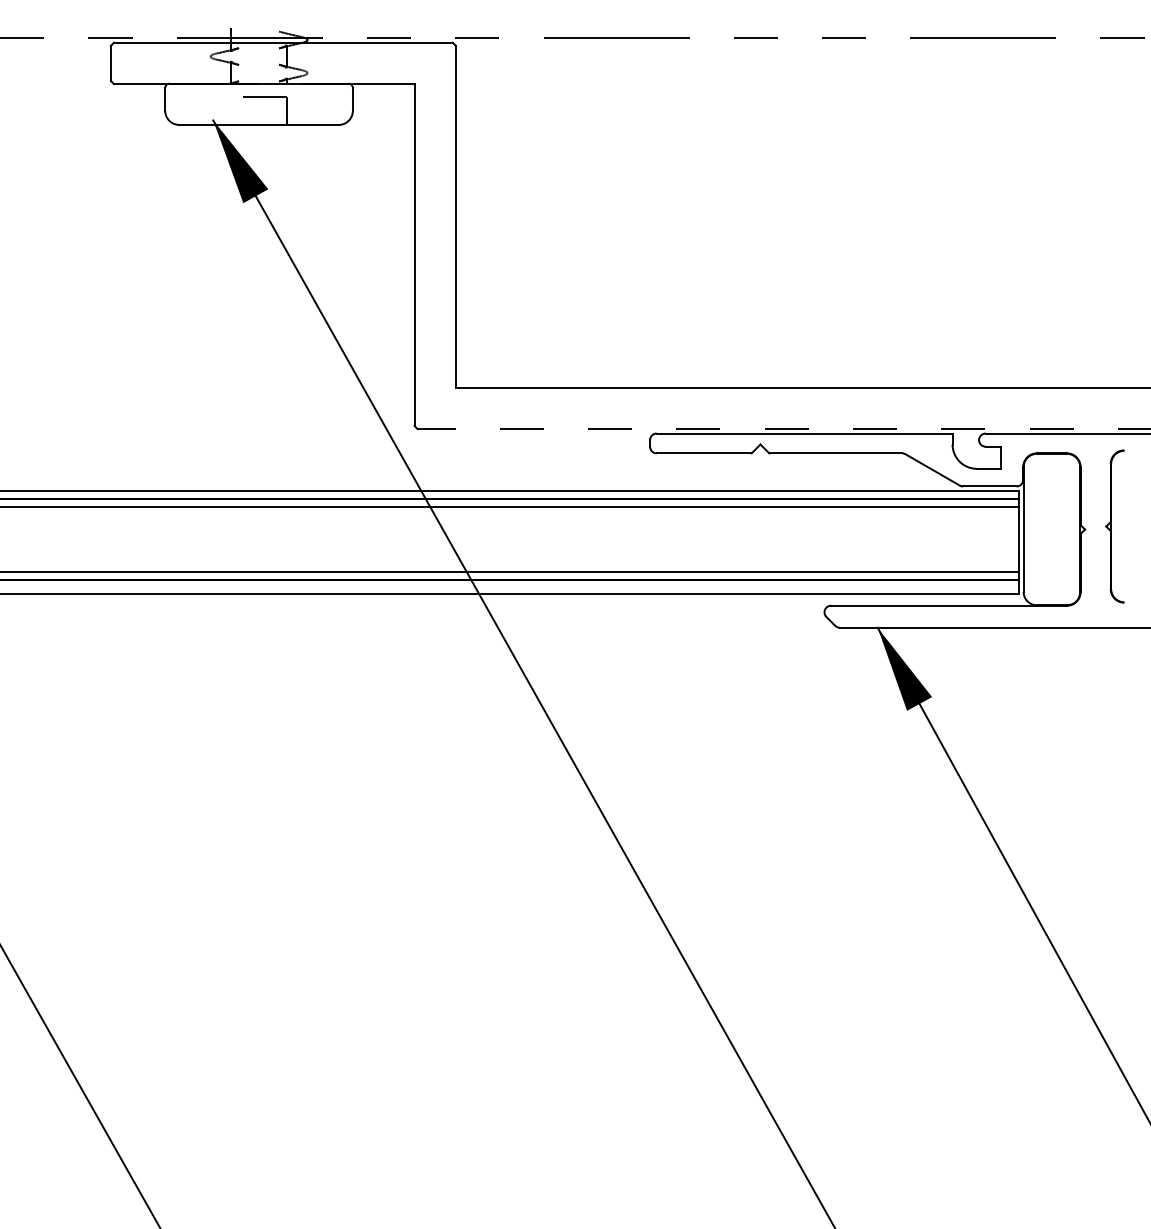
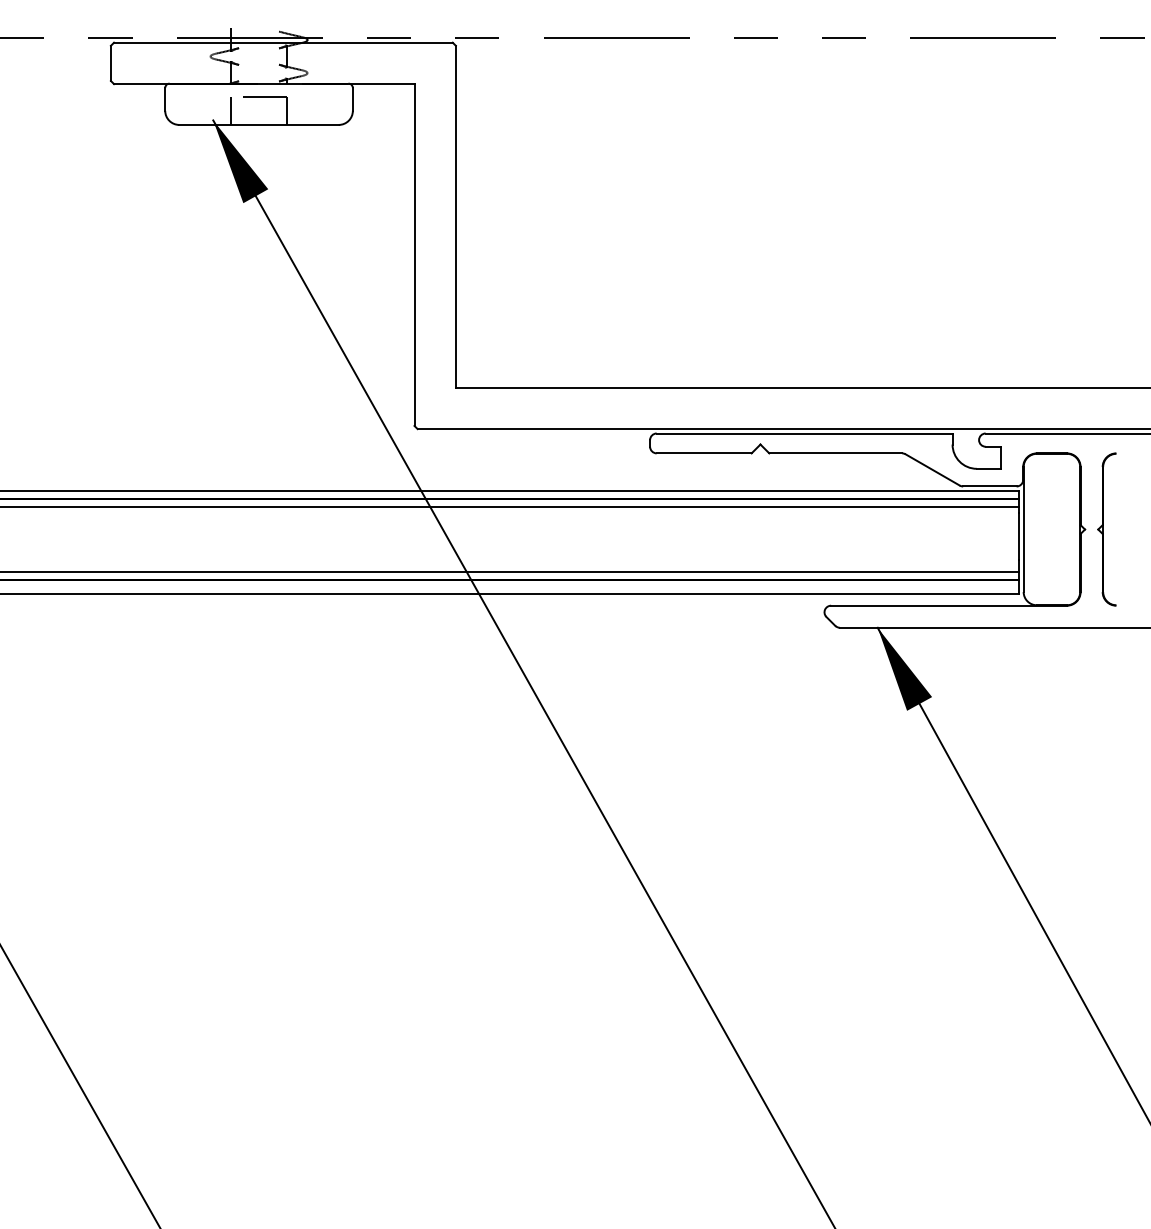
line: none -> present (231, 110)
line: dashed -> solid (783, 429)
part position: (1114, 526) -> (1106, 529) (1106, 529)
